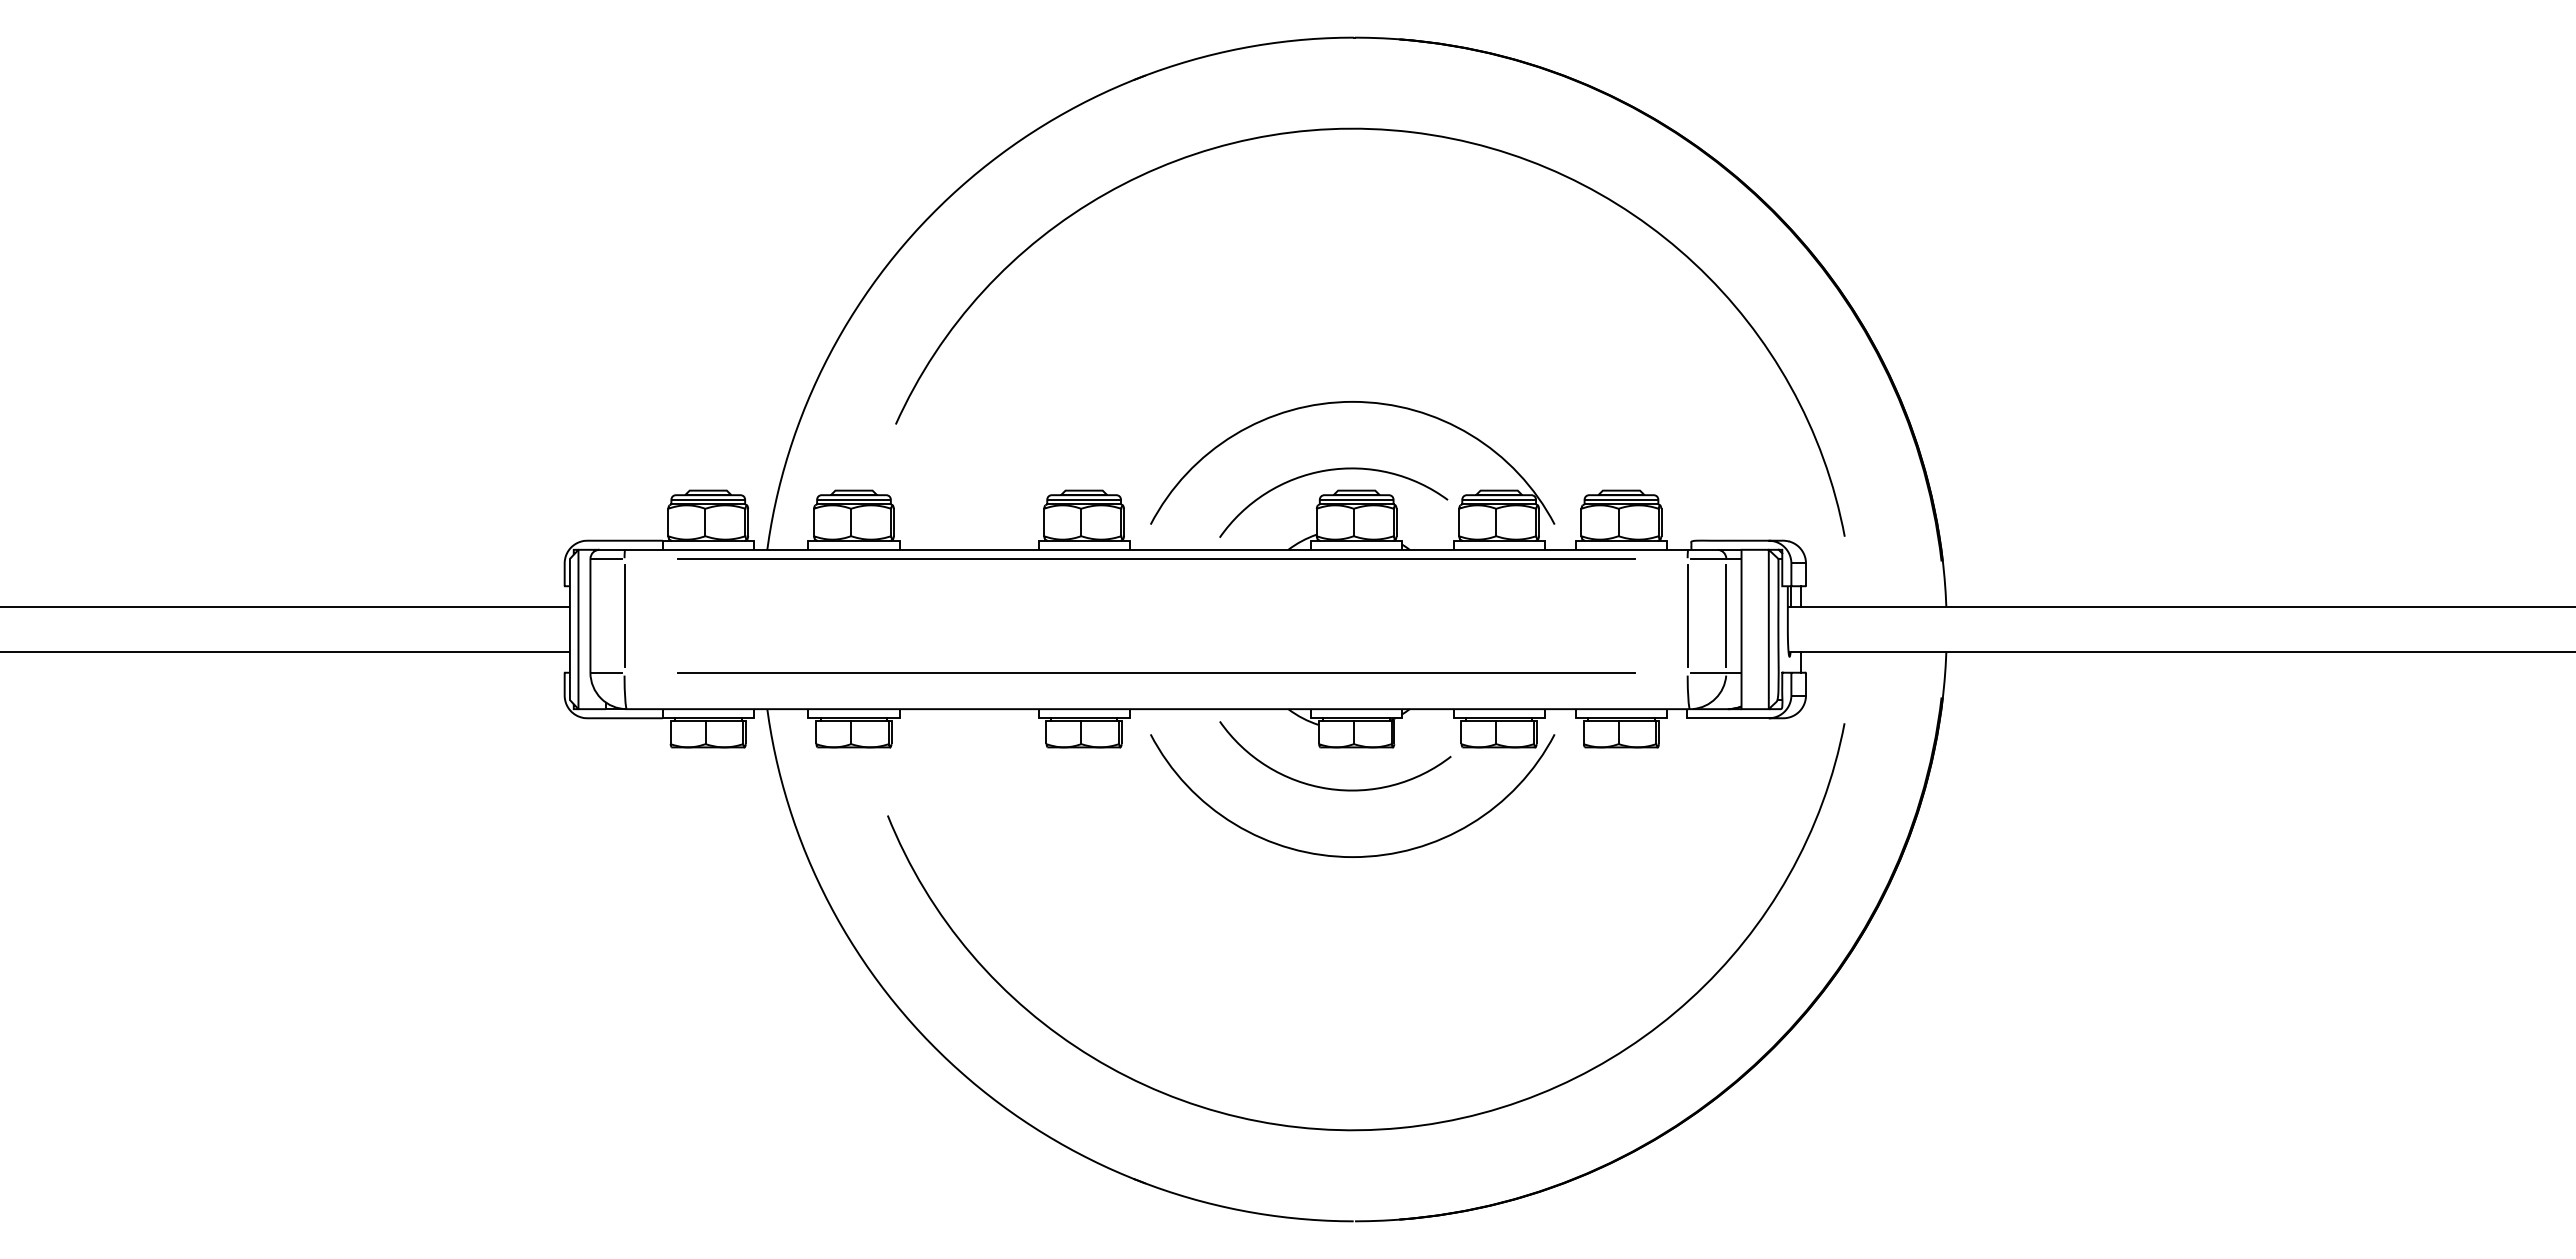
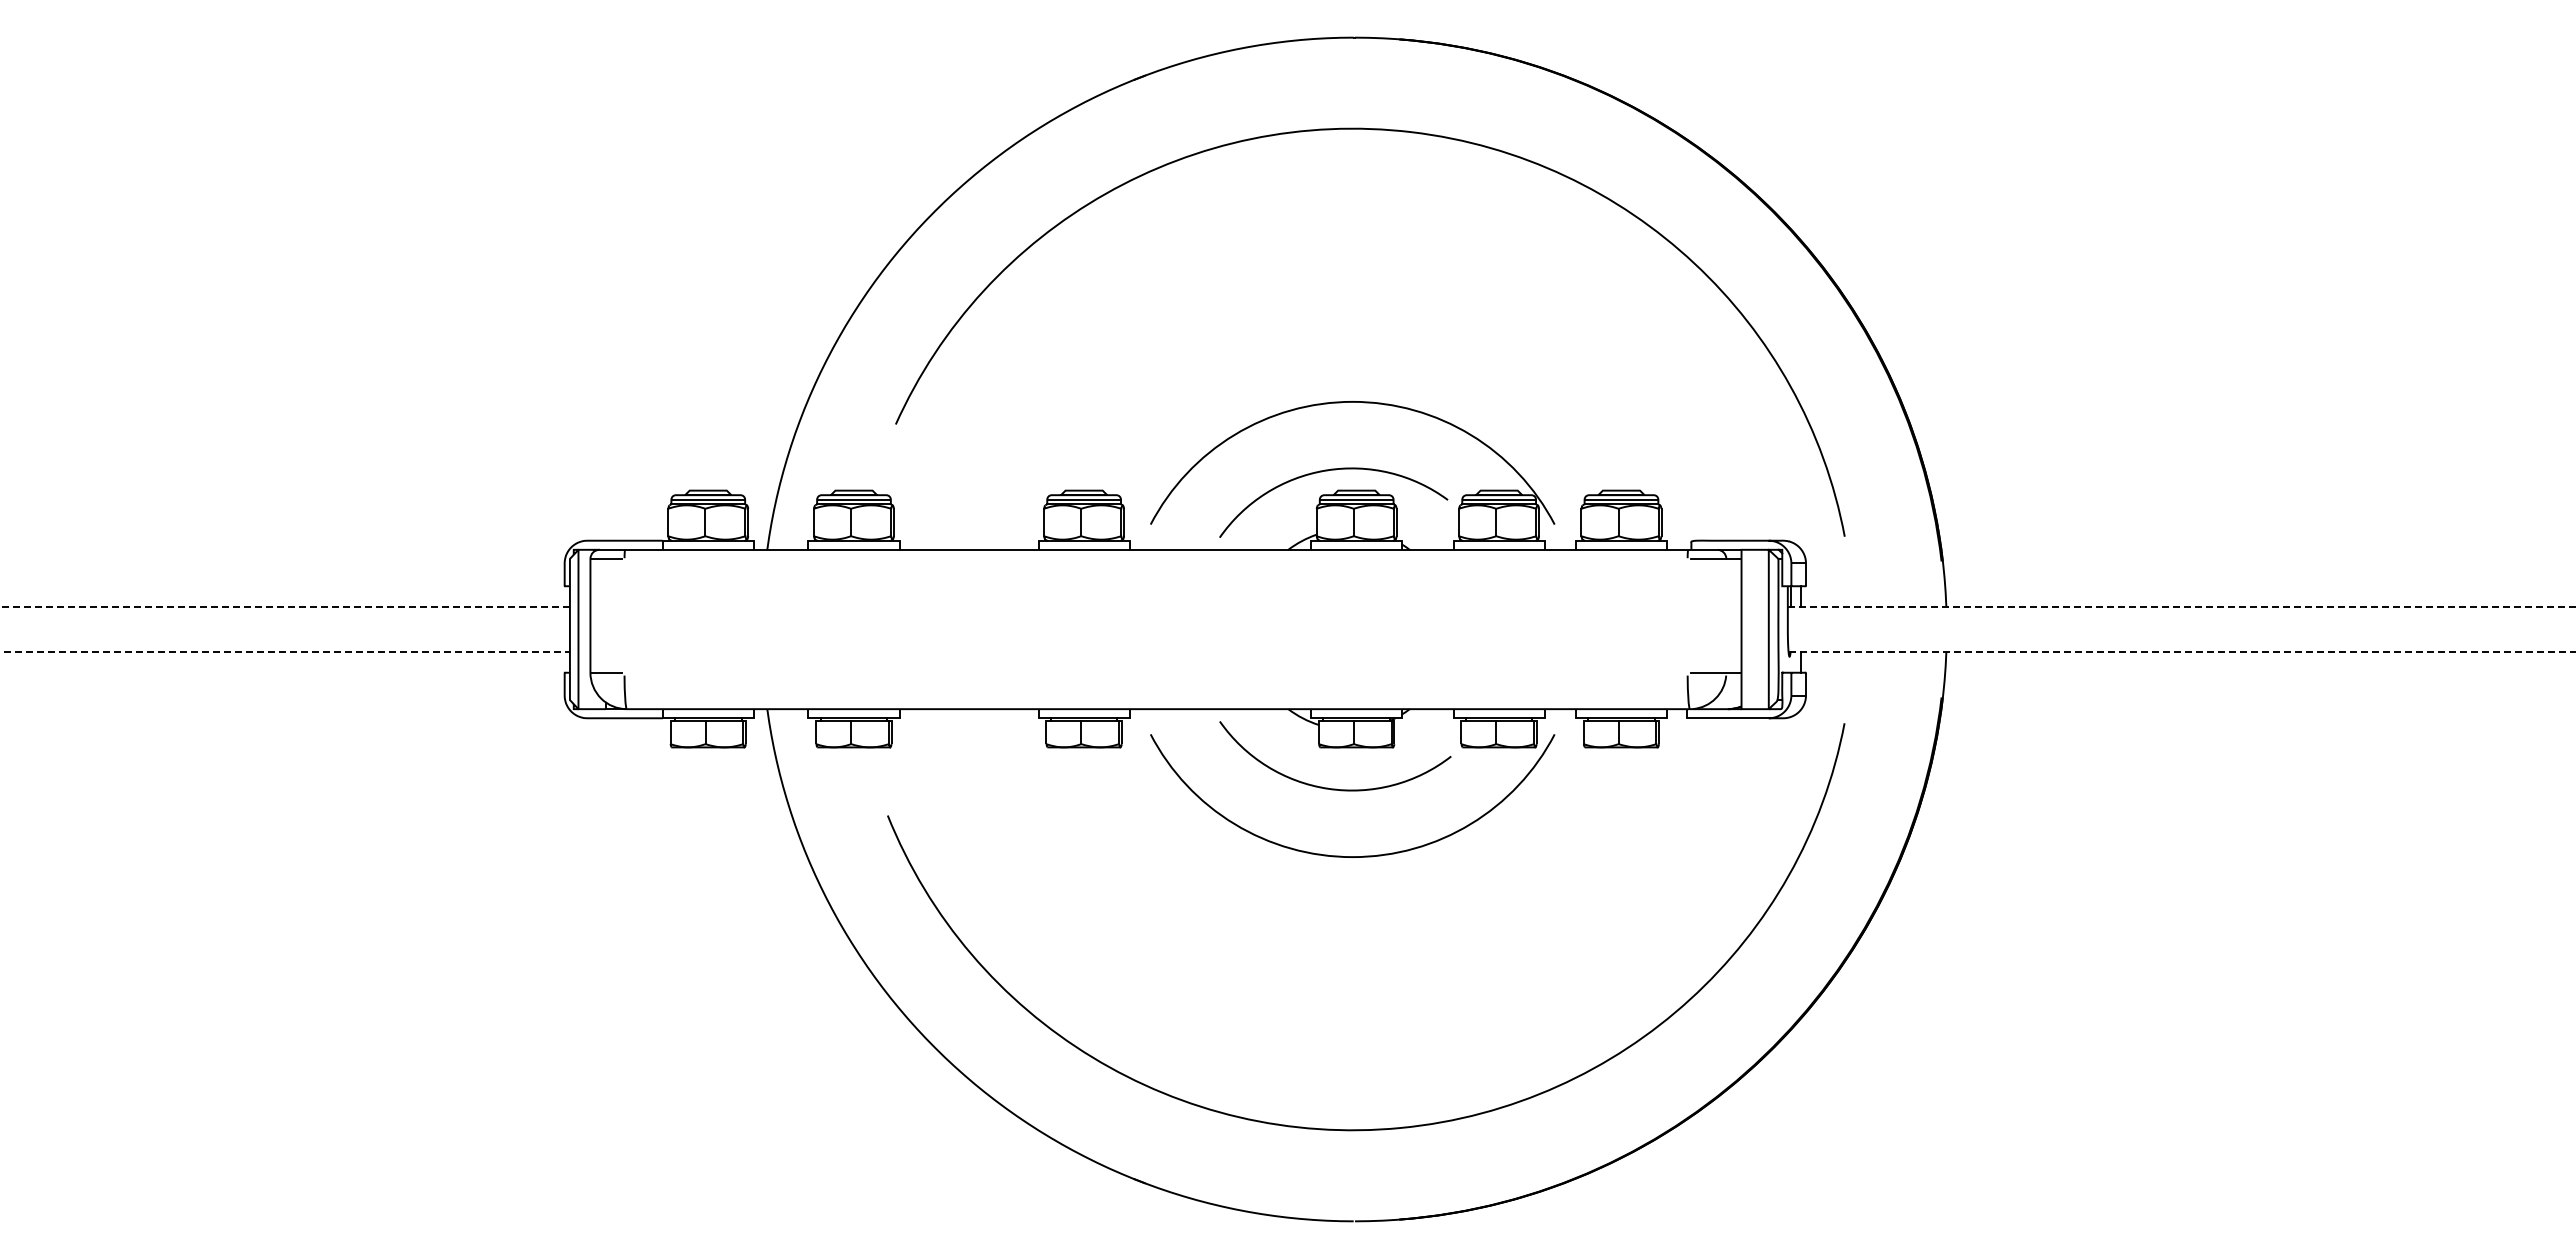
line: present -> none (1155, 558)
line: solid -> dashed (285, 606)
line: solid -> dashed (2181, 606)
line: present -> none (624, 615)
line: present -> none (1687, 615)
line: present -> none (1726, 615)
line: solid -> dashed (285, 652)
line: solid -> dashed (2182, 652)
line: present -> none (1155, 672)
